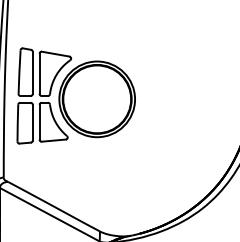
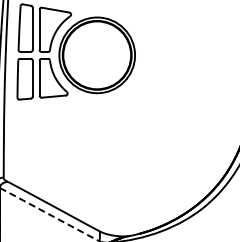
part position: (75, 95) -> (75, 51) (75, 51)
line: solid -> dashed (50, 215)
